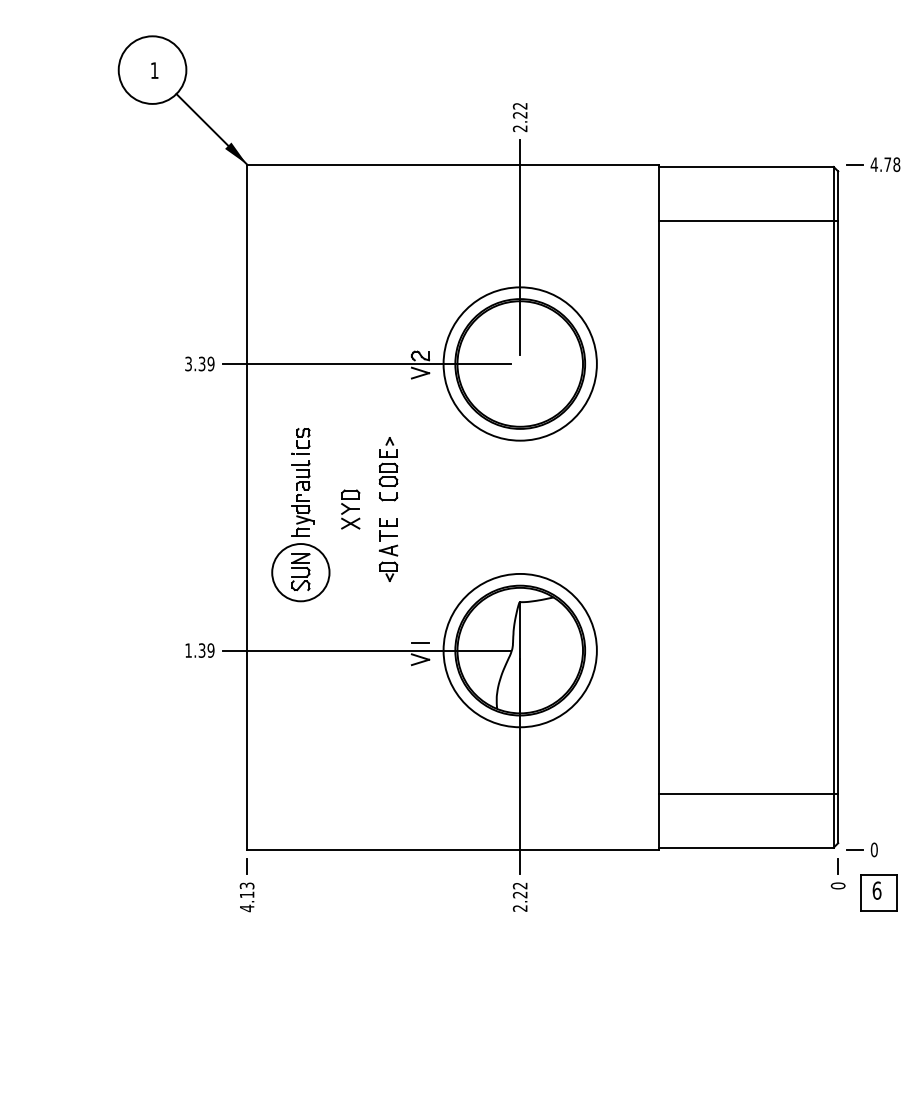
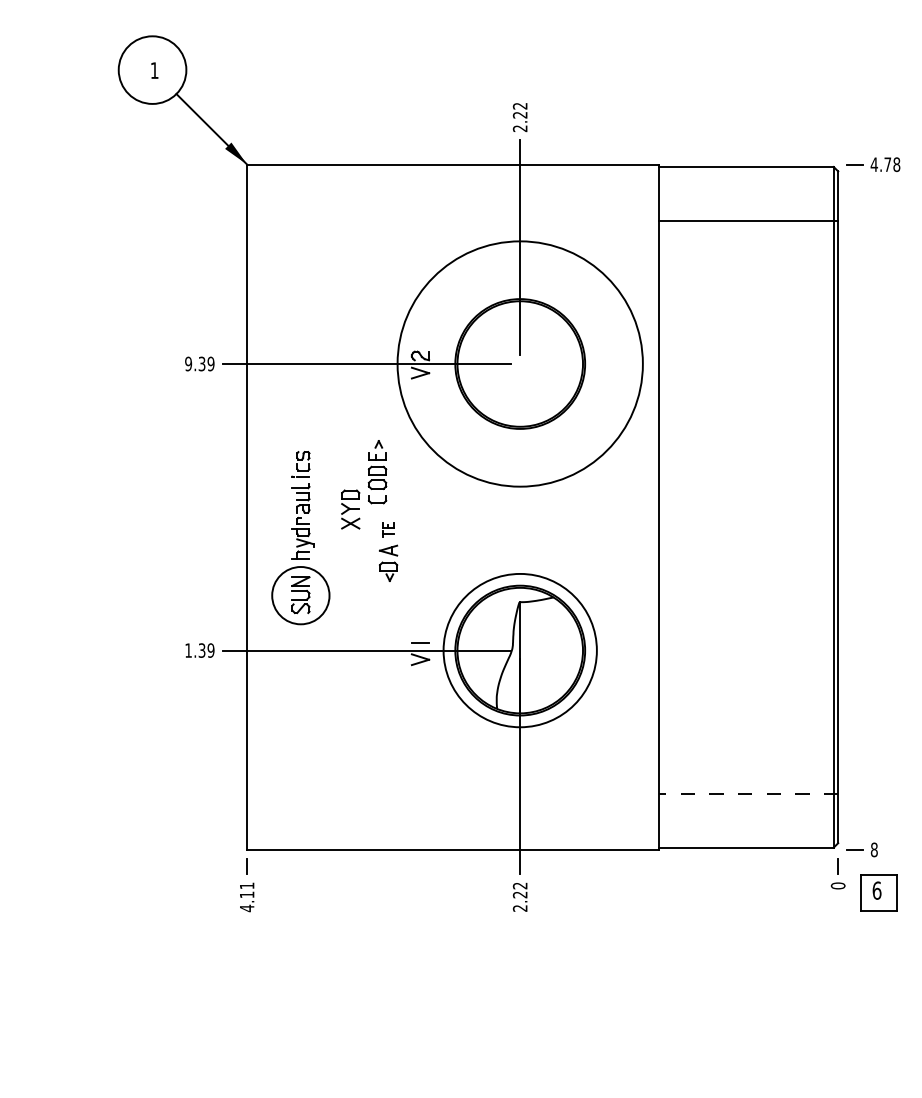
text: 3.39 -> 9.39 (188, 363)
circle diameter: 153 px -> 245 px (519, 363)
part position: (388, 469) -> (377, 472) (377, 472)
part position: (300, 515) -> (300, 538) (300, 538)
part size: 19x24 px -> 13x16 px (388, 529)
line: solid -> dashed (748, 793)
text: 0 -> 8 (873, 849)
text: 4.13 -> 4.11 (246, 885)
